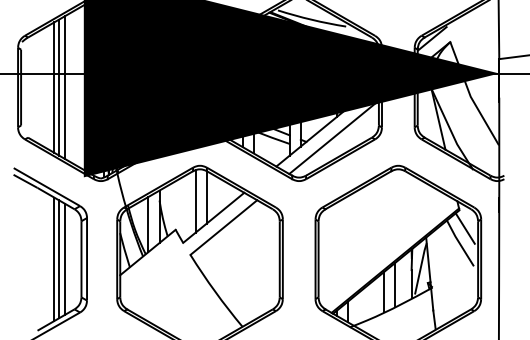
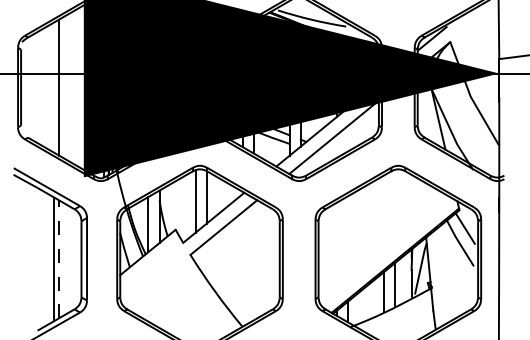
line: present -> none (54, 87)
line: present -> none (65, 87)
line: present -> none (65, 258)
line: solid -> dashed (59, 259)
